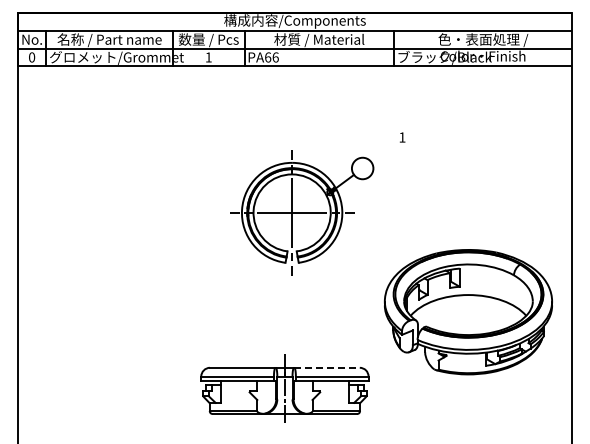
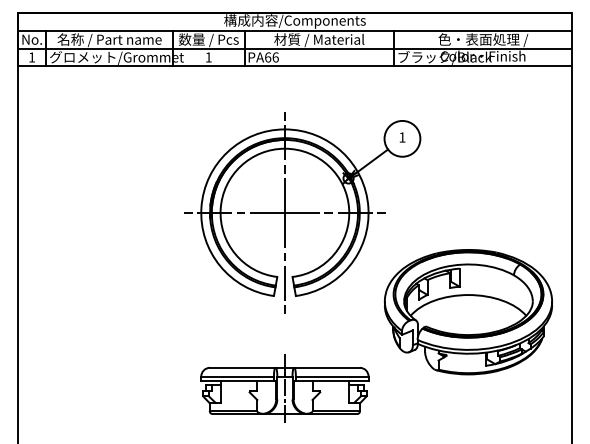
text: 0 -> 1 (32, 57)
part size: 145x126 px -> 238x202 px (302, 212)
line: dashed -> solid (327, 367)
